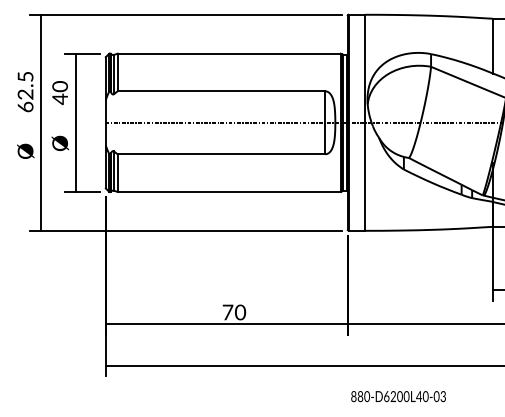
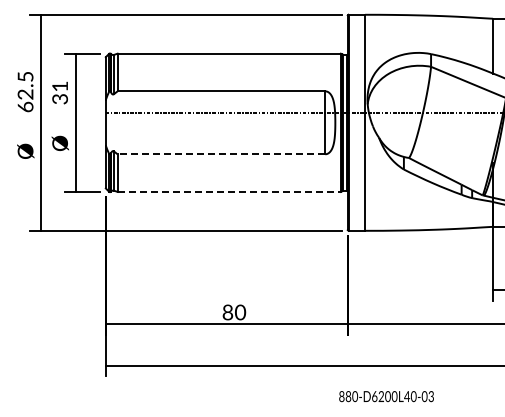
text: 40 -> 31 (59, 93)
line position: (303, 122) -> (303, 112) (303, 112)
line: solid -> dashed (221, 154)
line: solid -> dashed (229, 191)
text: 70 -> 80 (227, 312)
text position: (398, 396) -> (386, 396) (386, 396)
